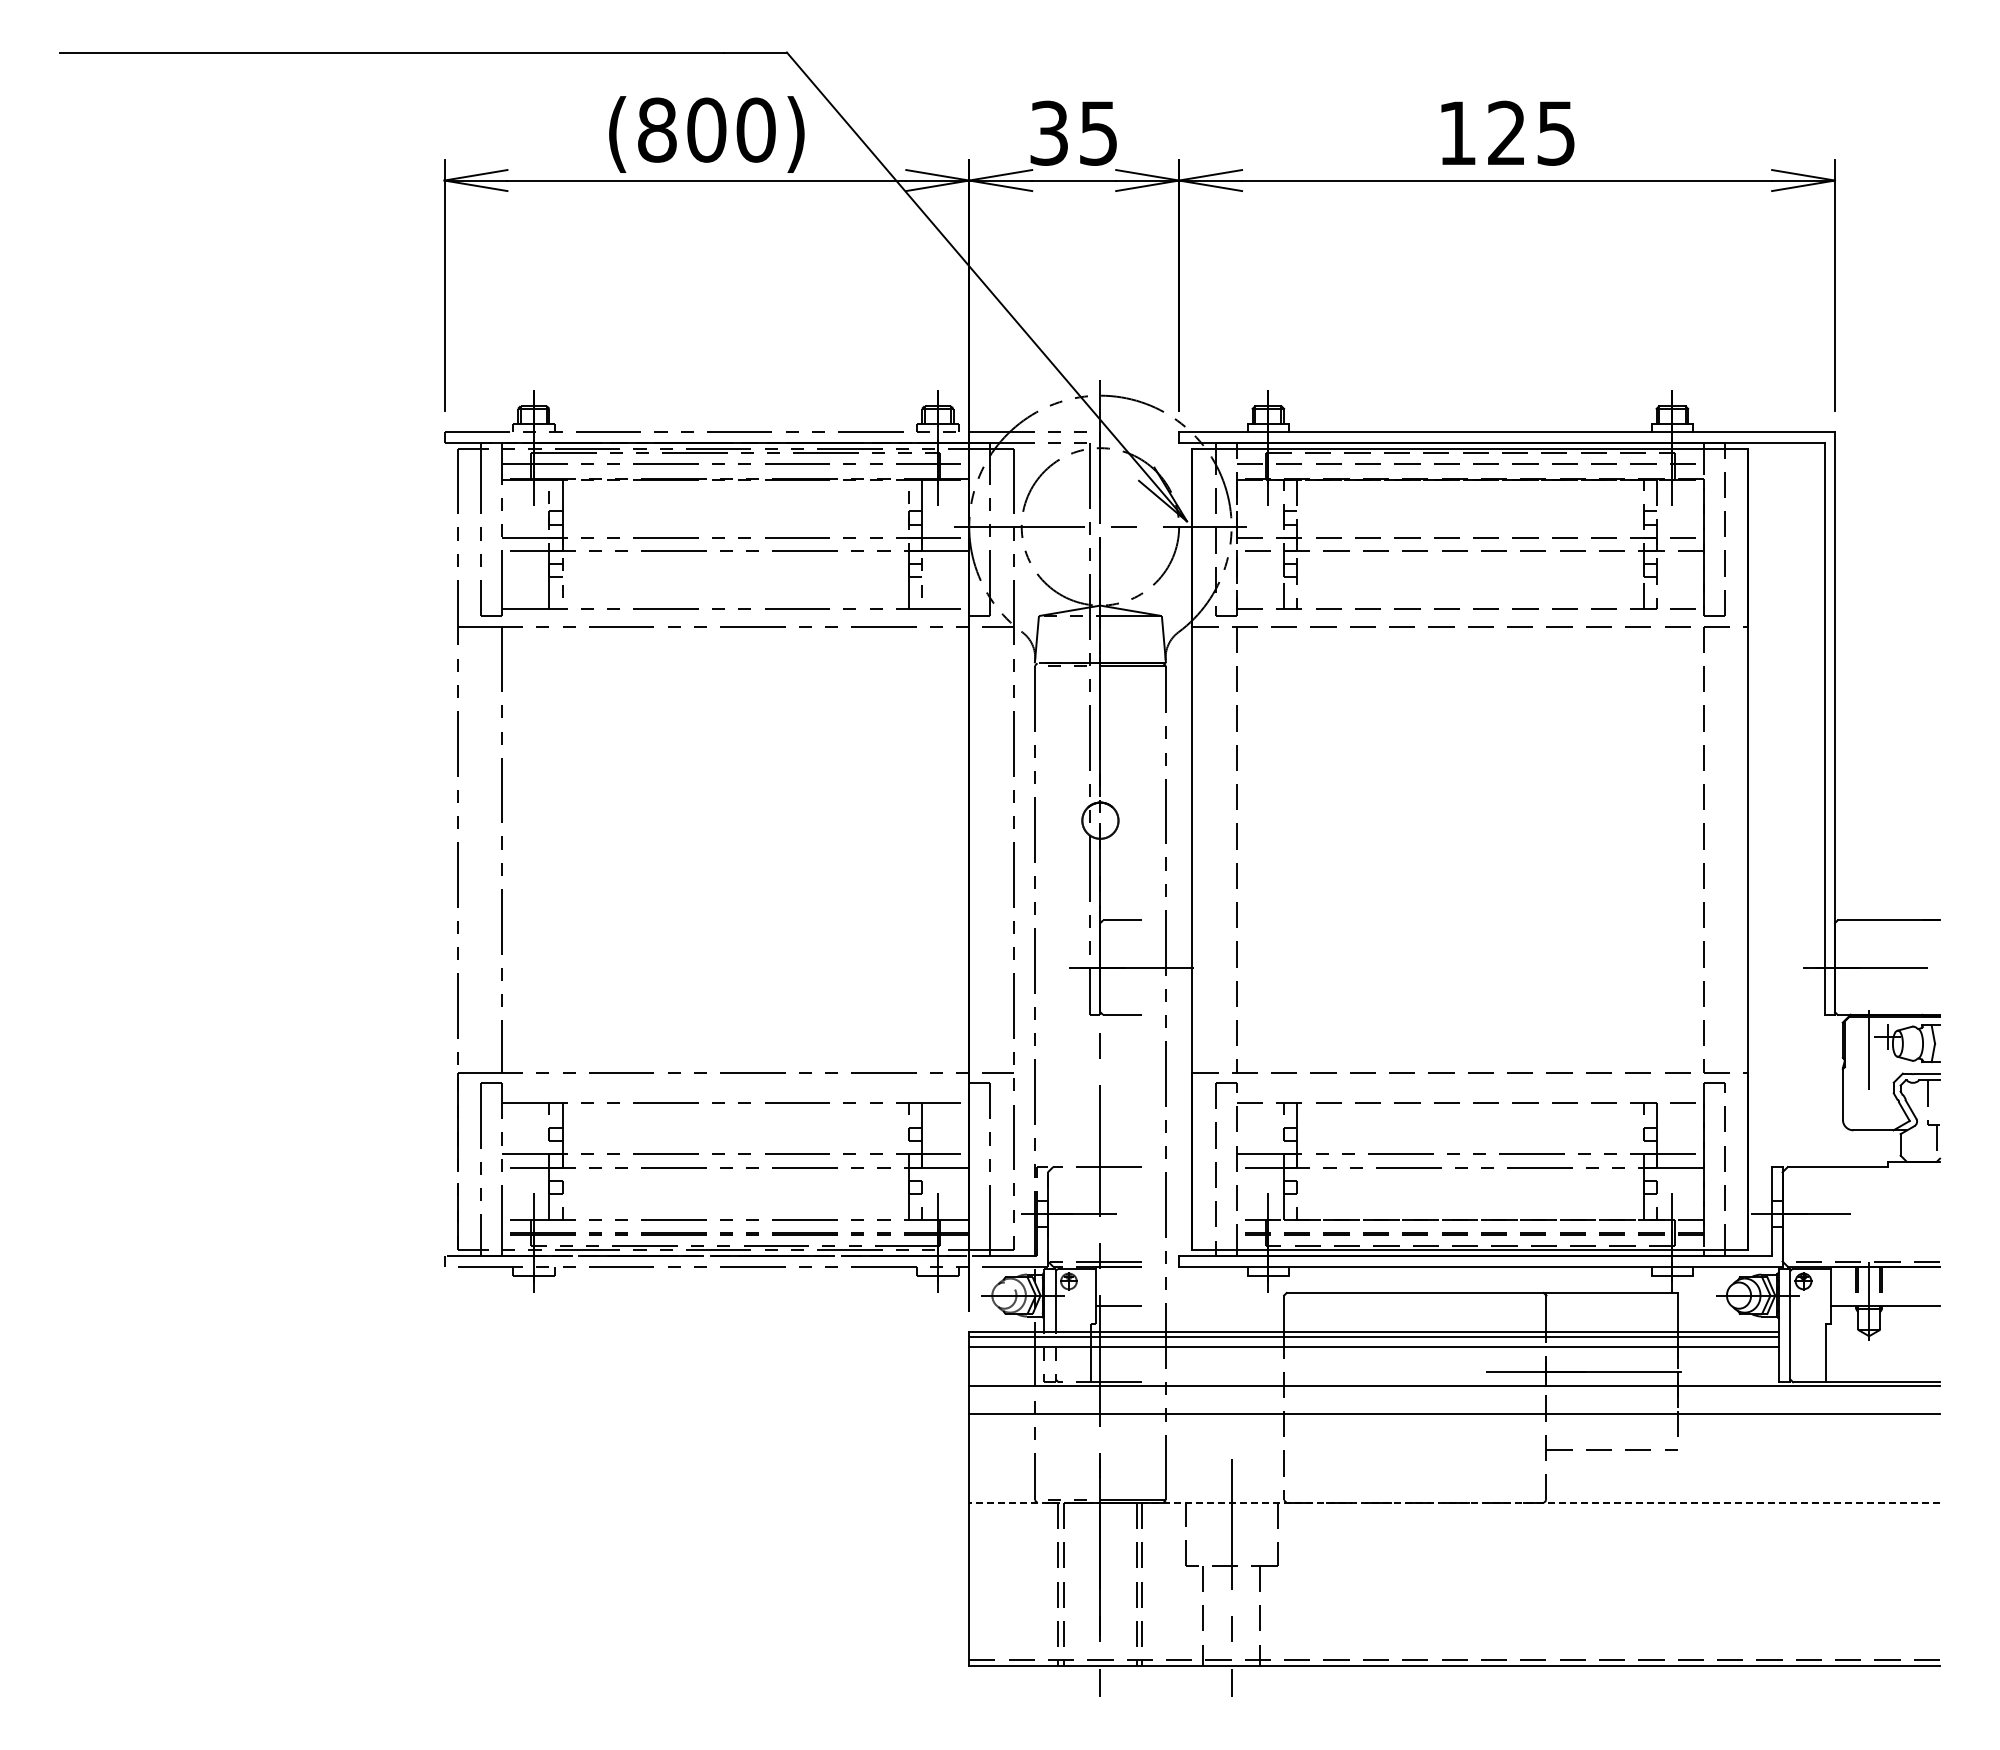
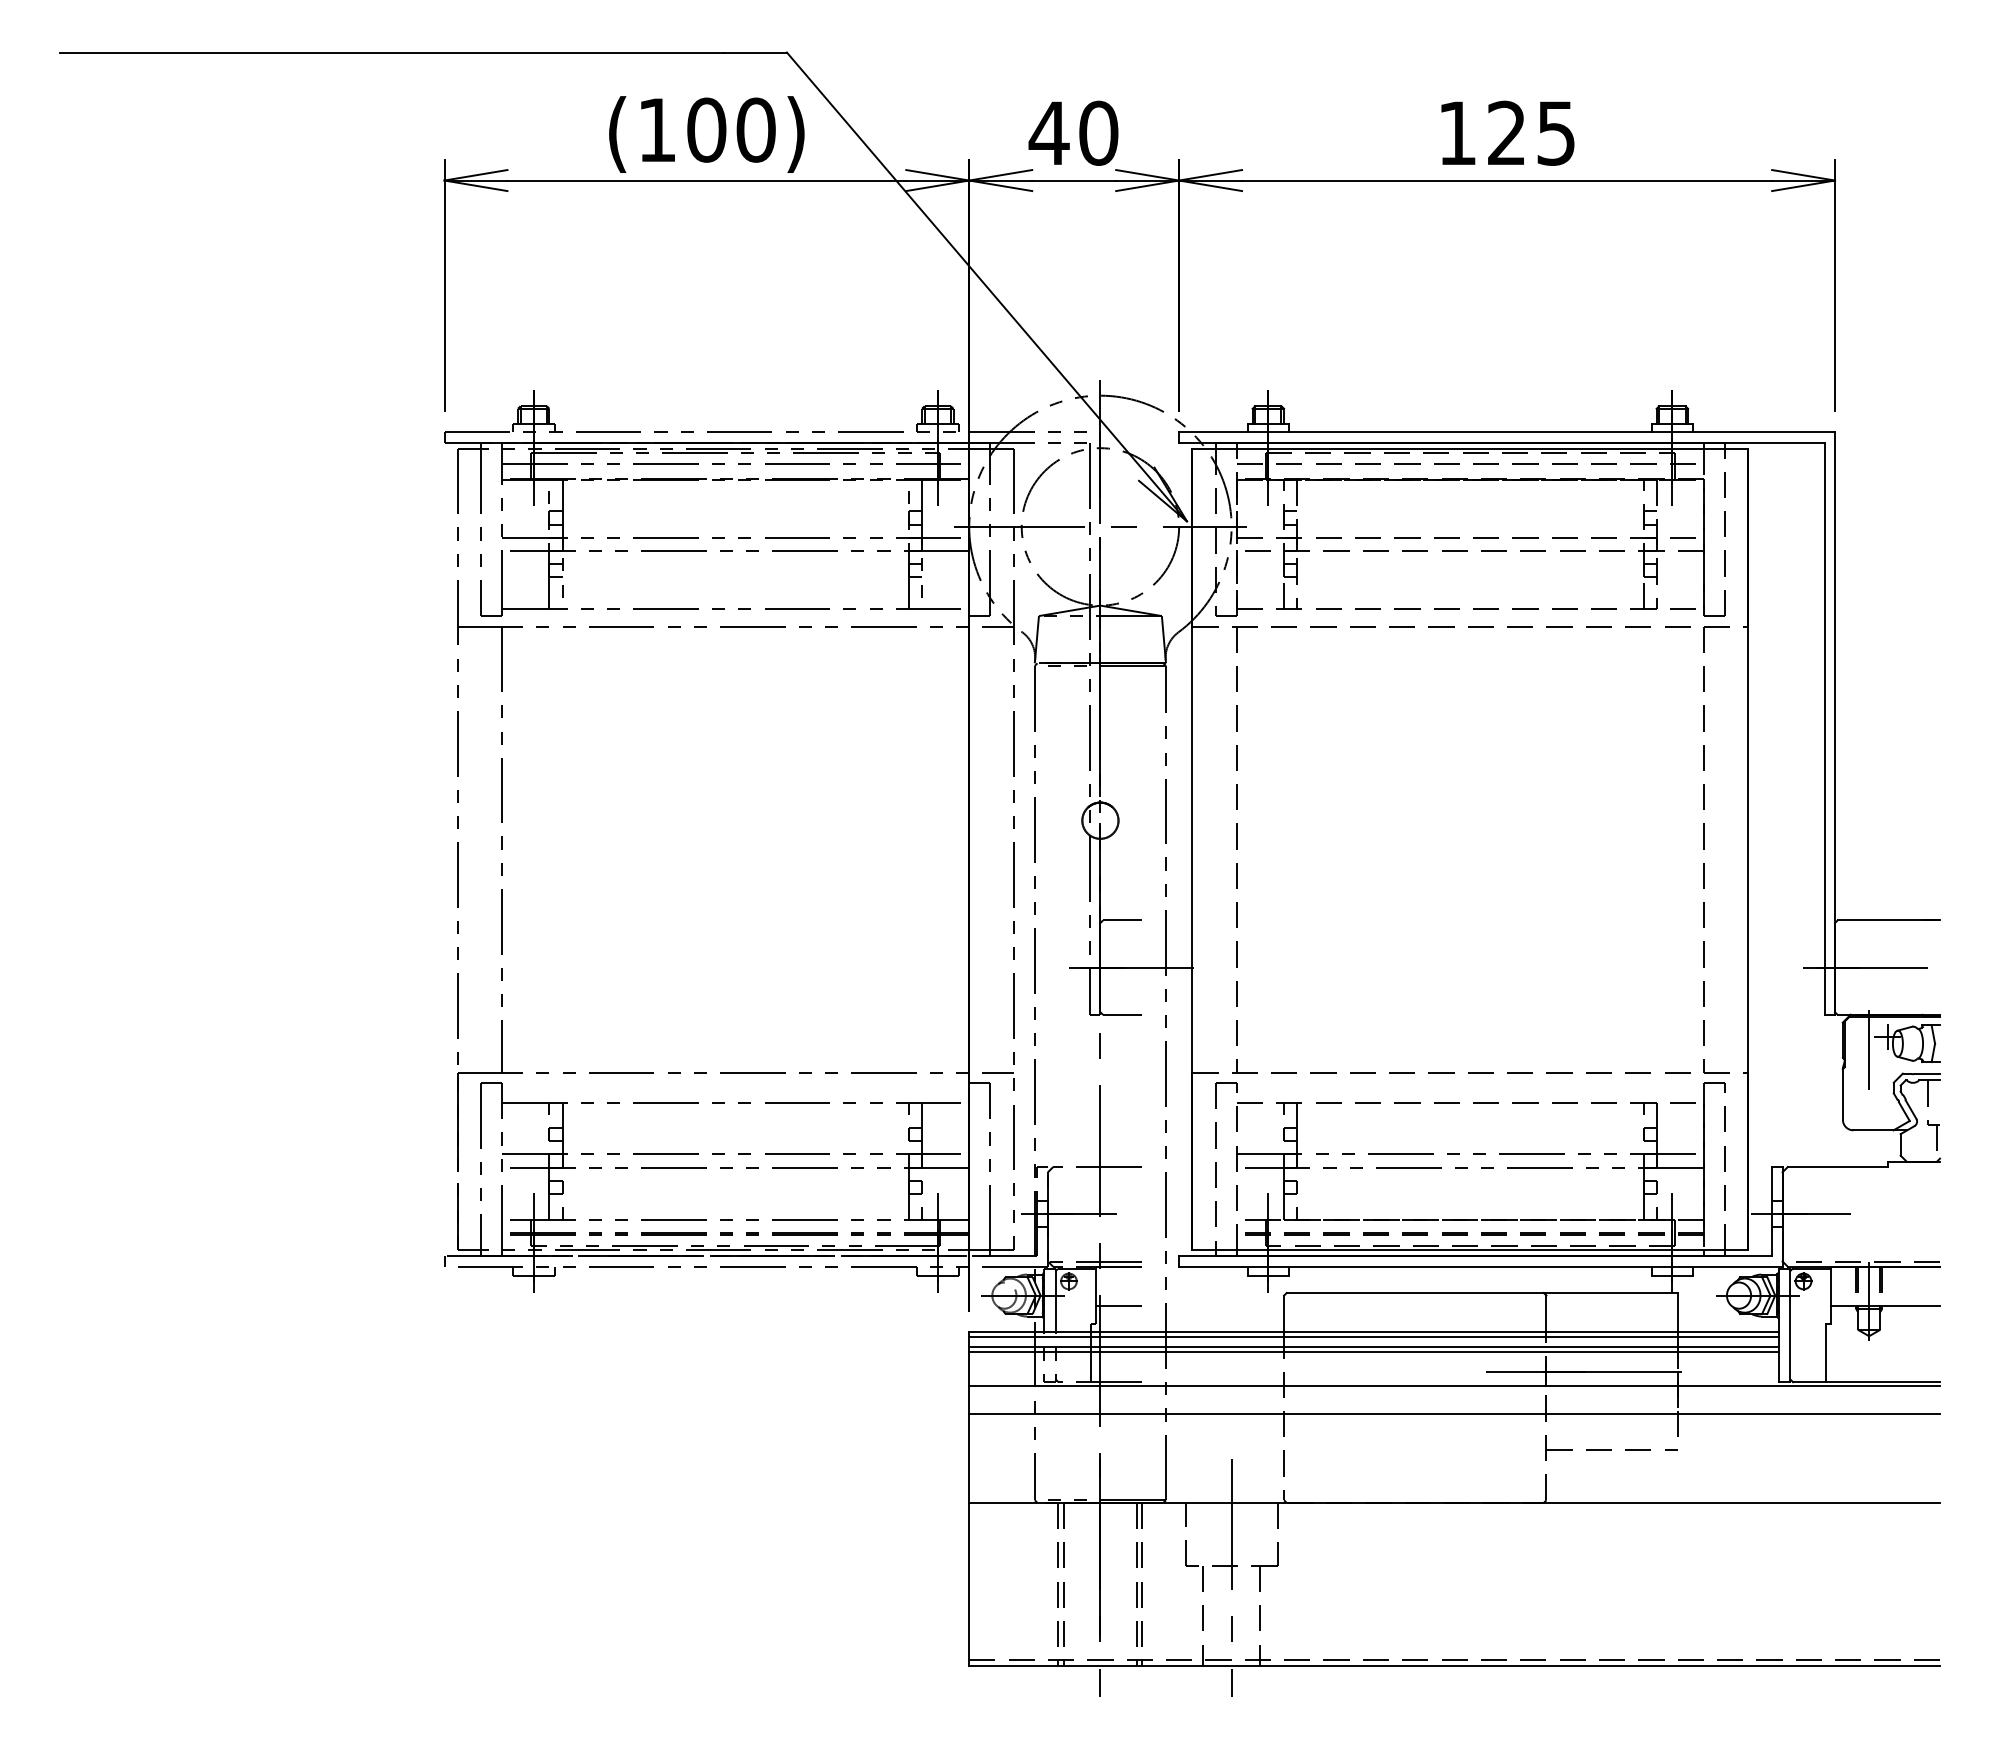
text: (800) -> (100) (657, 129)
text: 35 -> 40 (1073, 132)
line: none -> present (1373, 1352)
line: dashed -> solid (1454, 1502)
